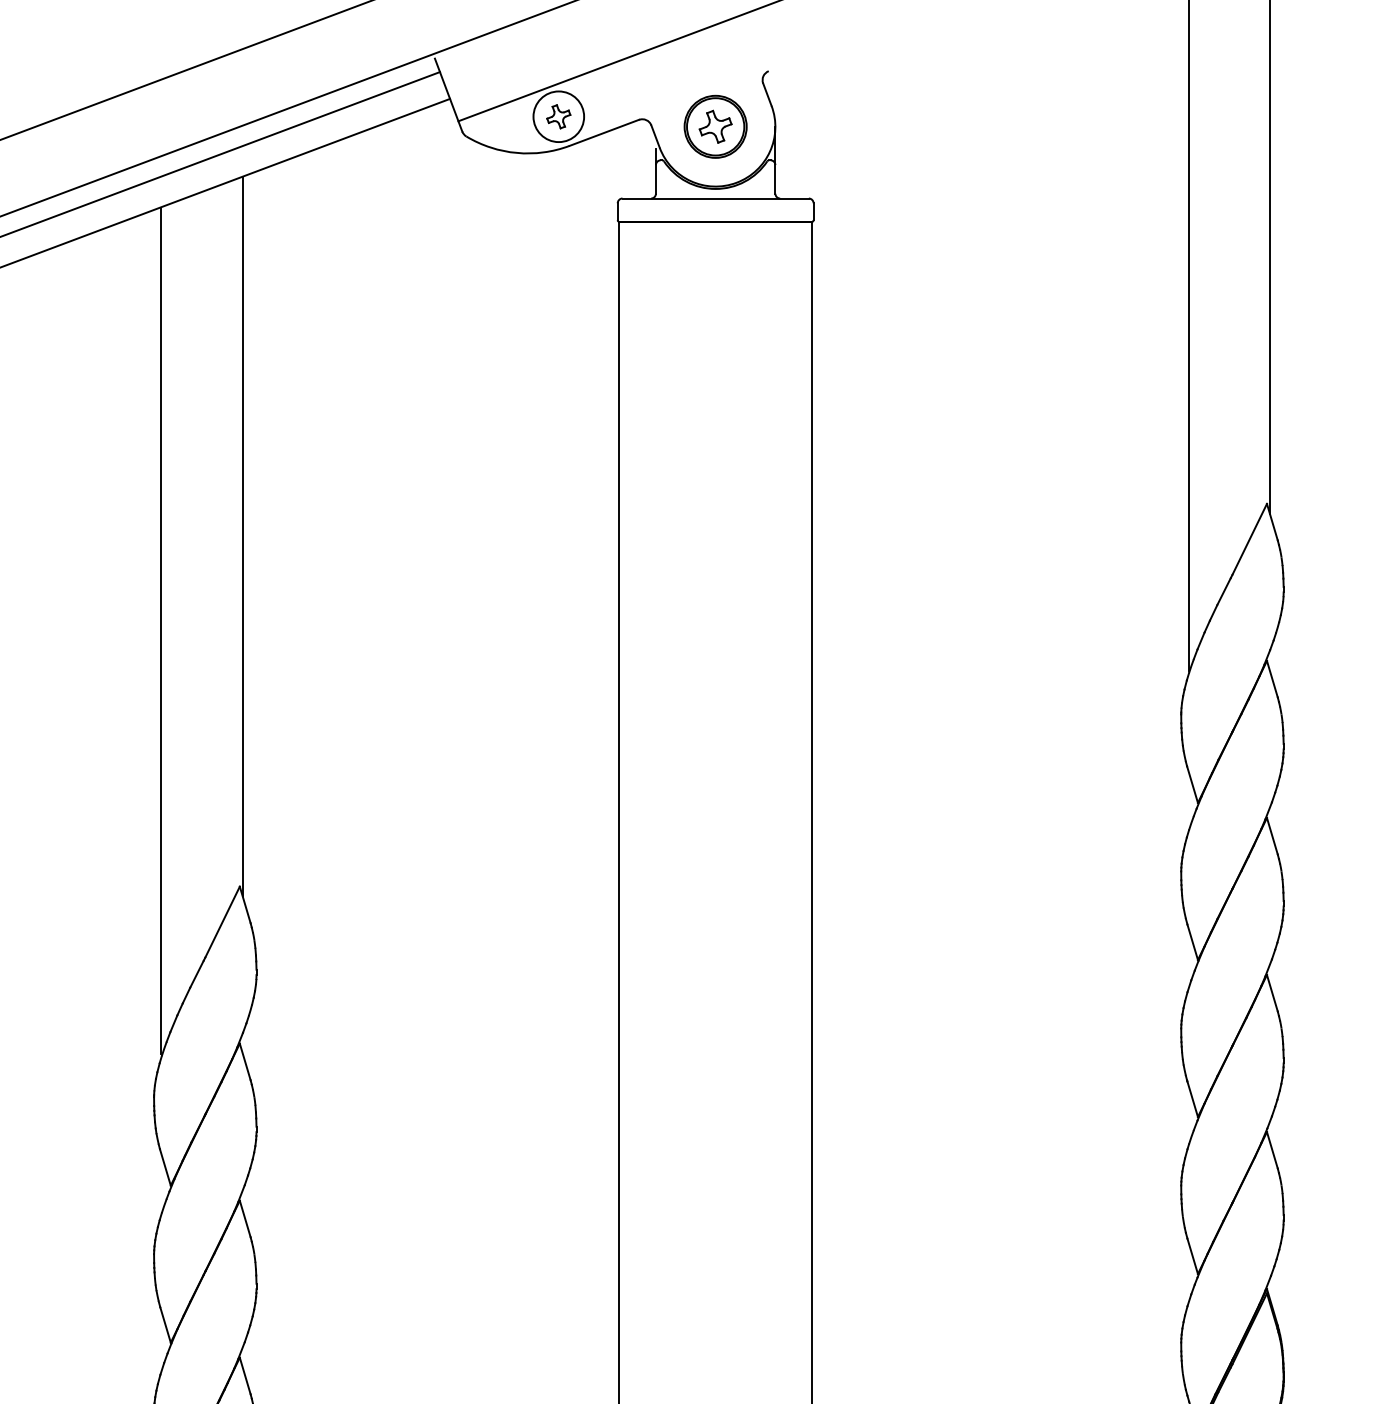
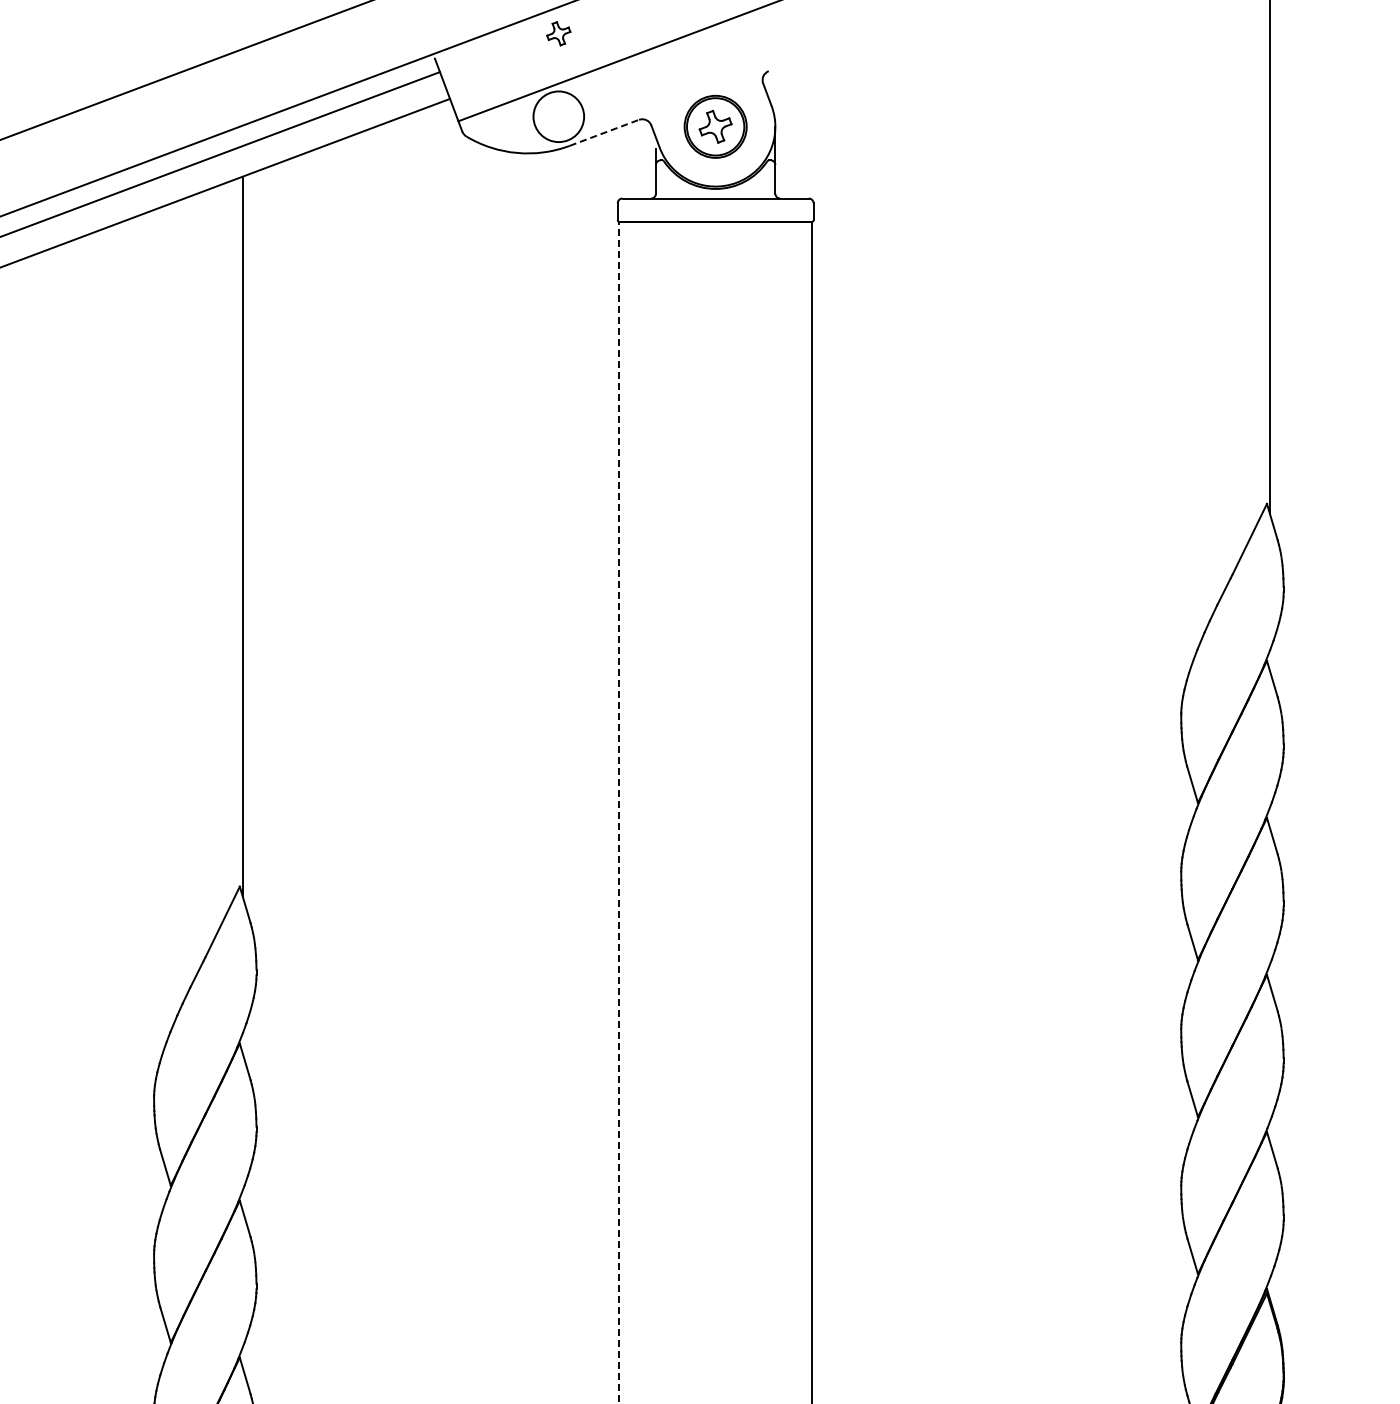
part position: (558, 116) -> (558, 33) (558, 33)
line: solid -> dashed (604, 132)
line: present -> none (1188, 336)
line: present -> none (161, 630)
line: solid -> dashed (618, 812)
